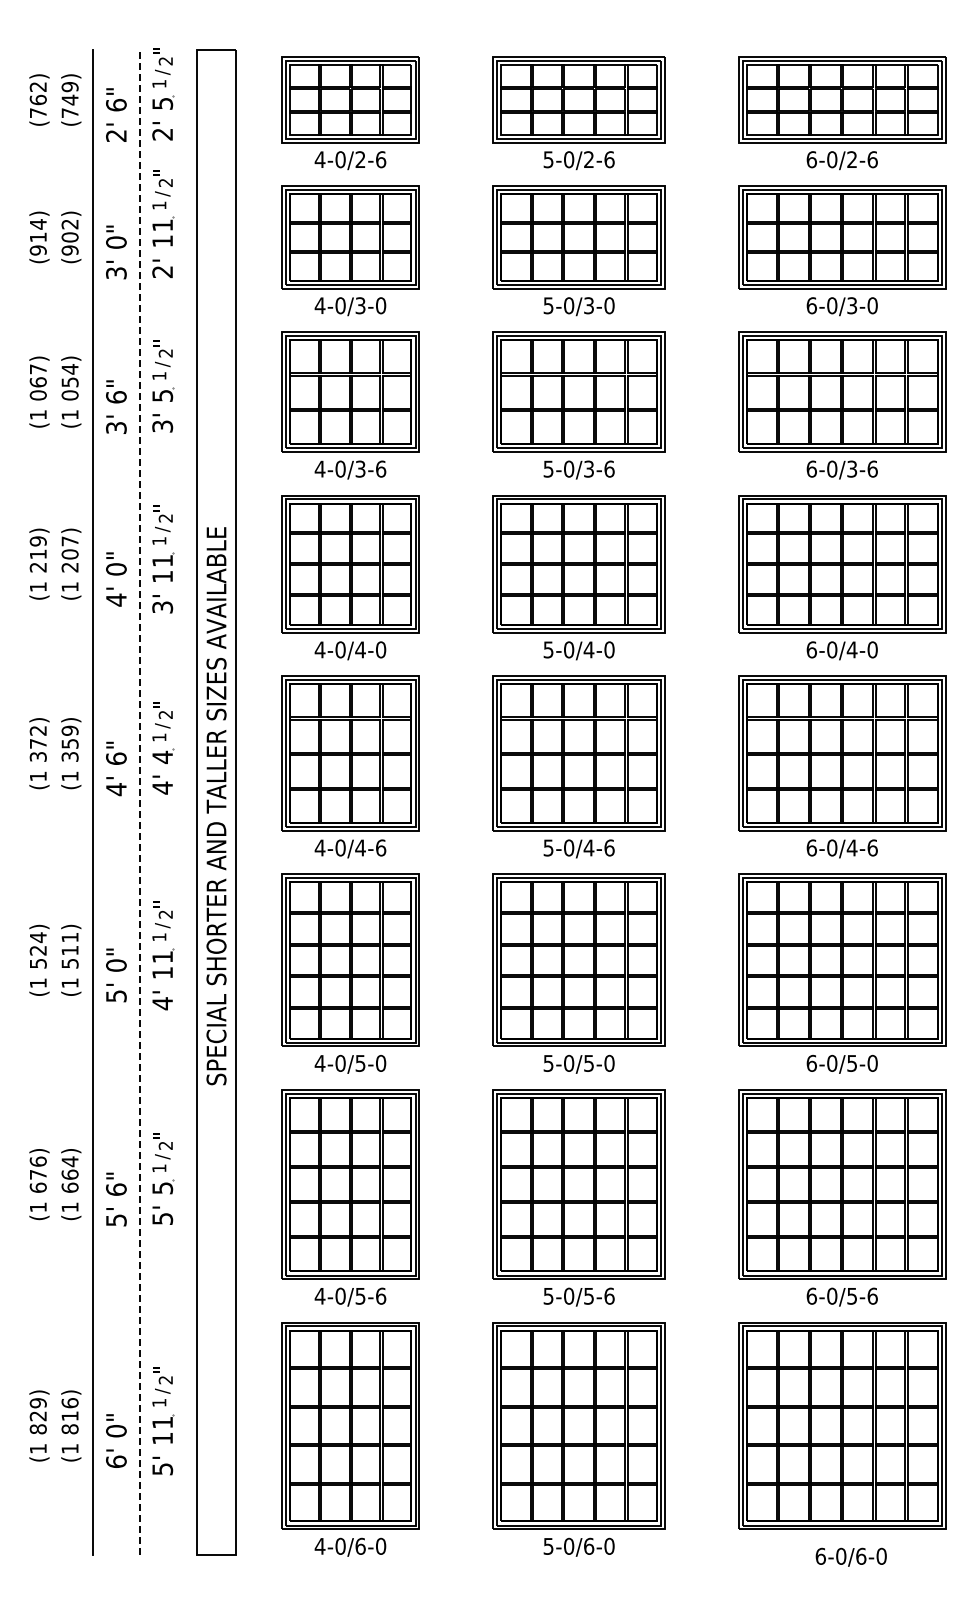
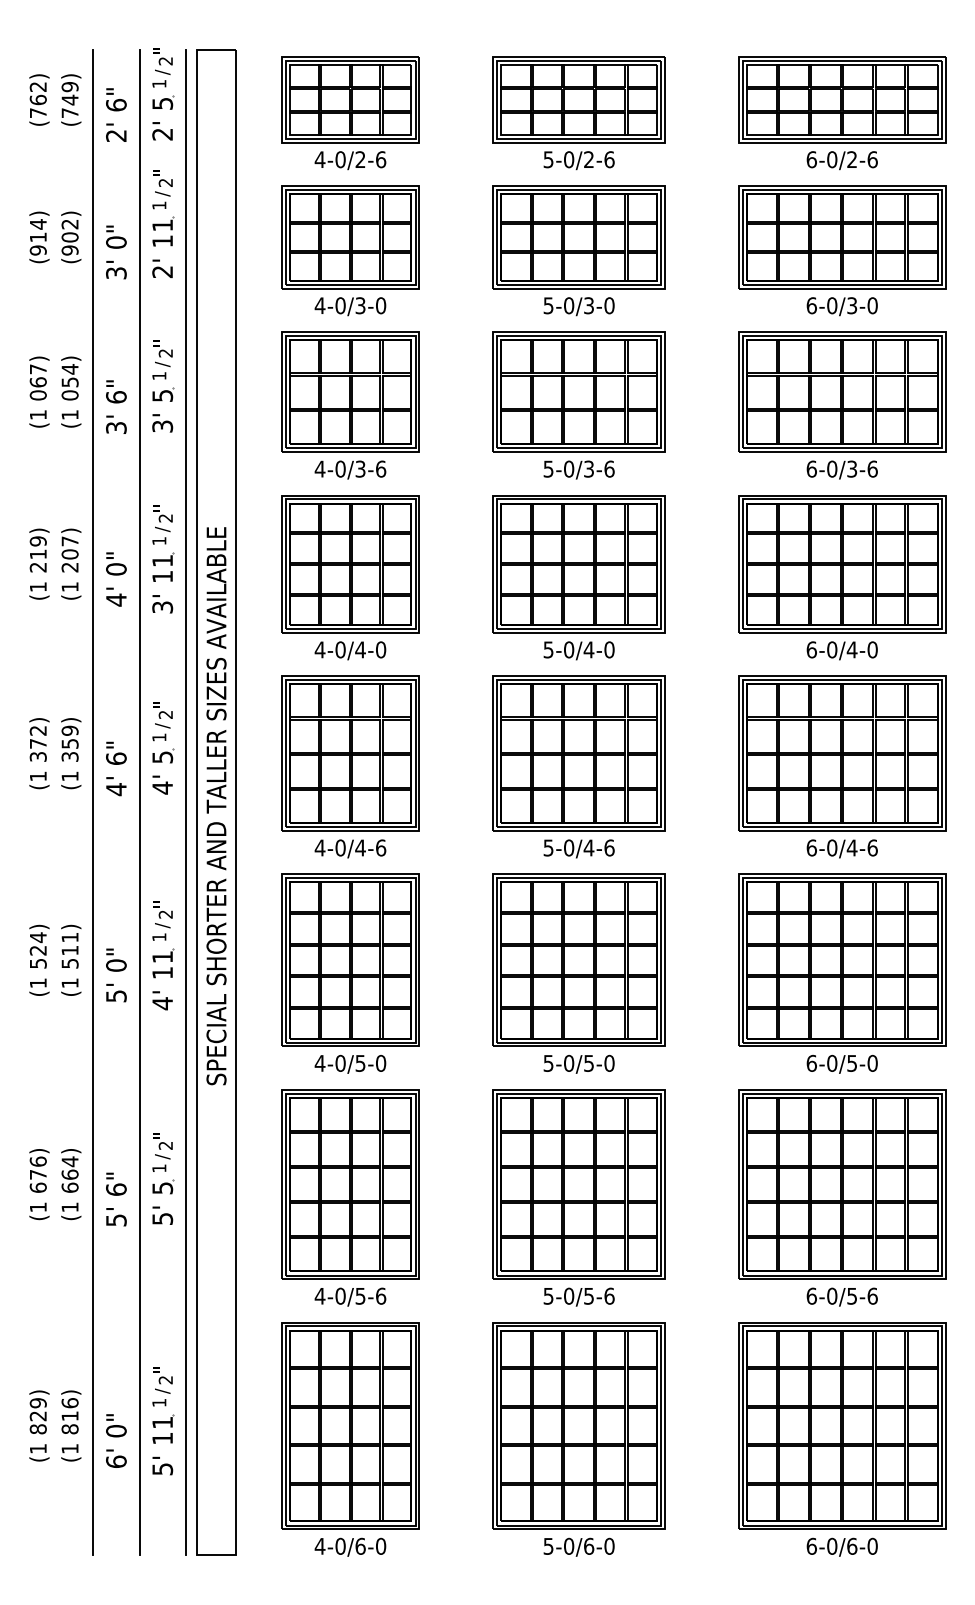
text: 4 -> 5 (162, 757)
line: dashed -> solid (139, 802)
line: none -> present (185, 802)
text position: (850, 1556) -> (841, 1546) (841, 1546)
